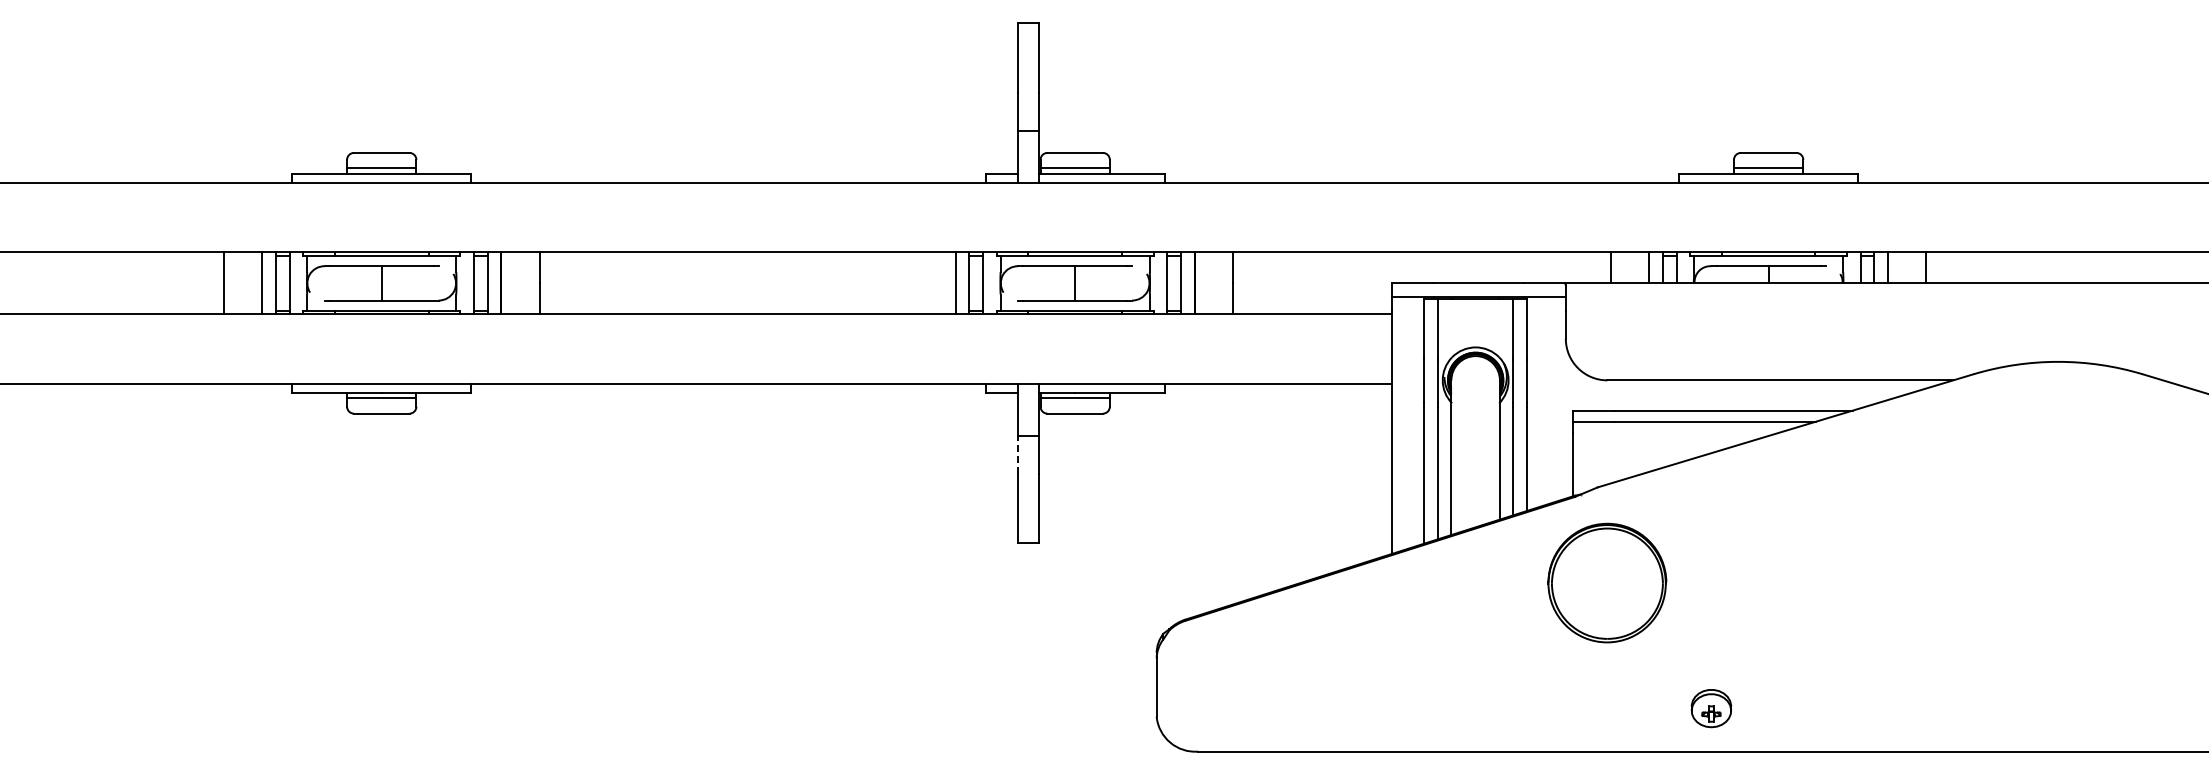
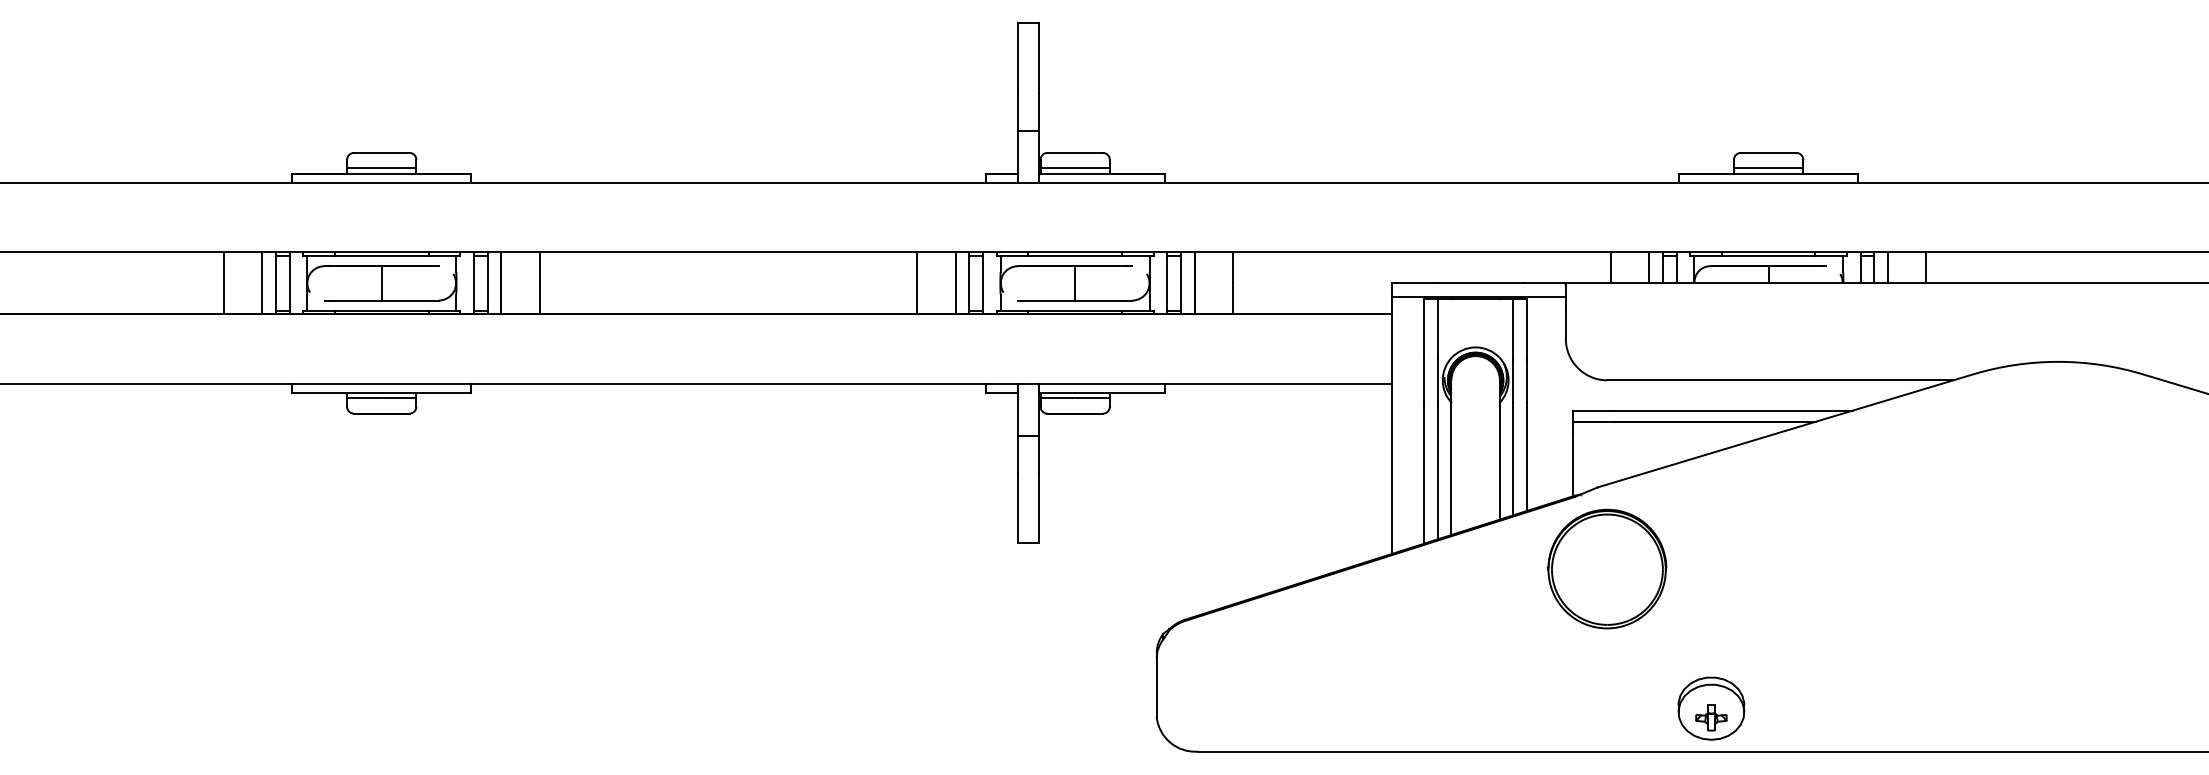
line: none -> present (917, 283)
line: dashed -> solid (1018, 454)
part position: (1607, 582) -> (1607, 568) (1607, 568)
part size: 43x40 px -> 69x65 px (1711, 708)
